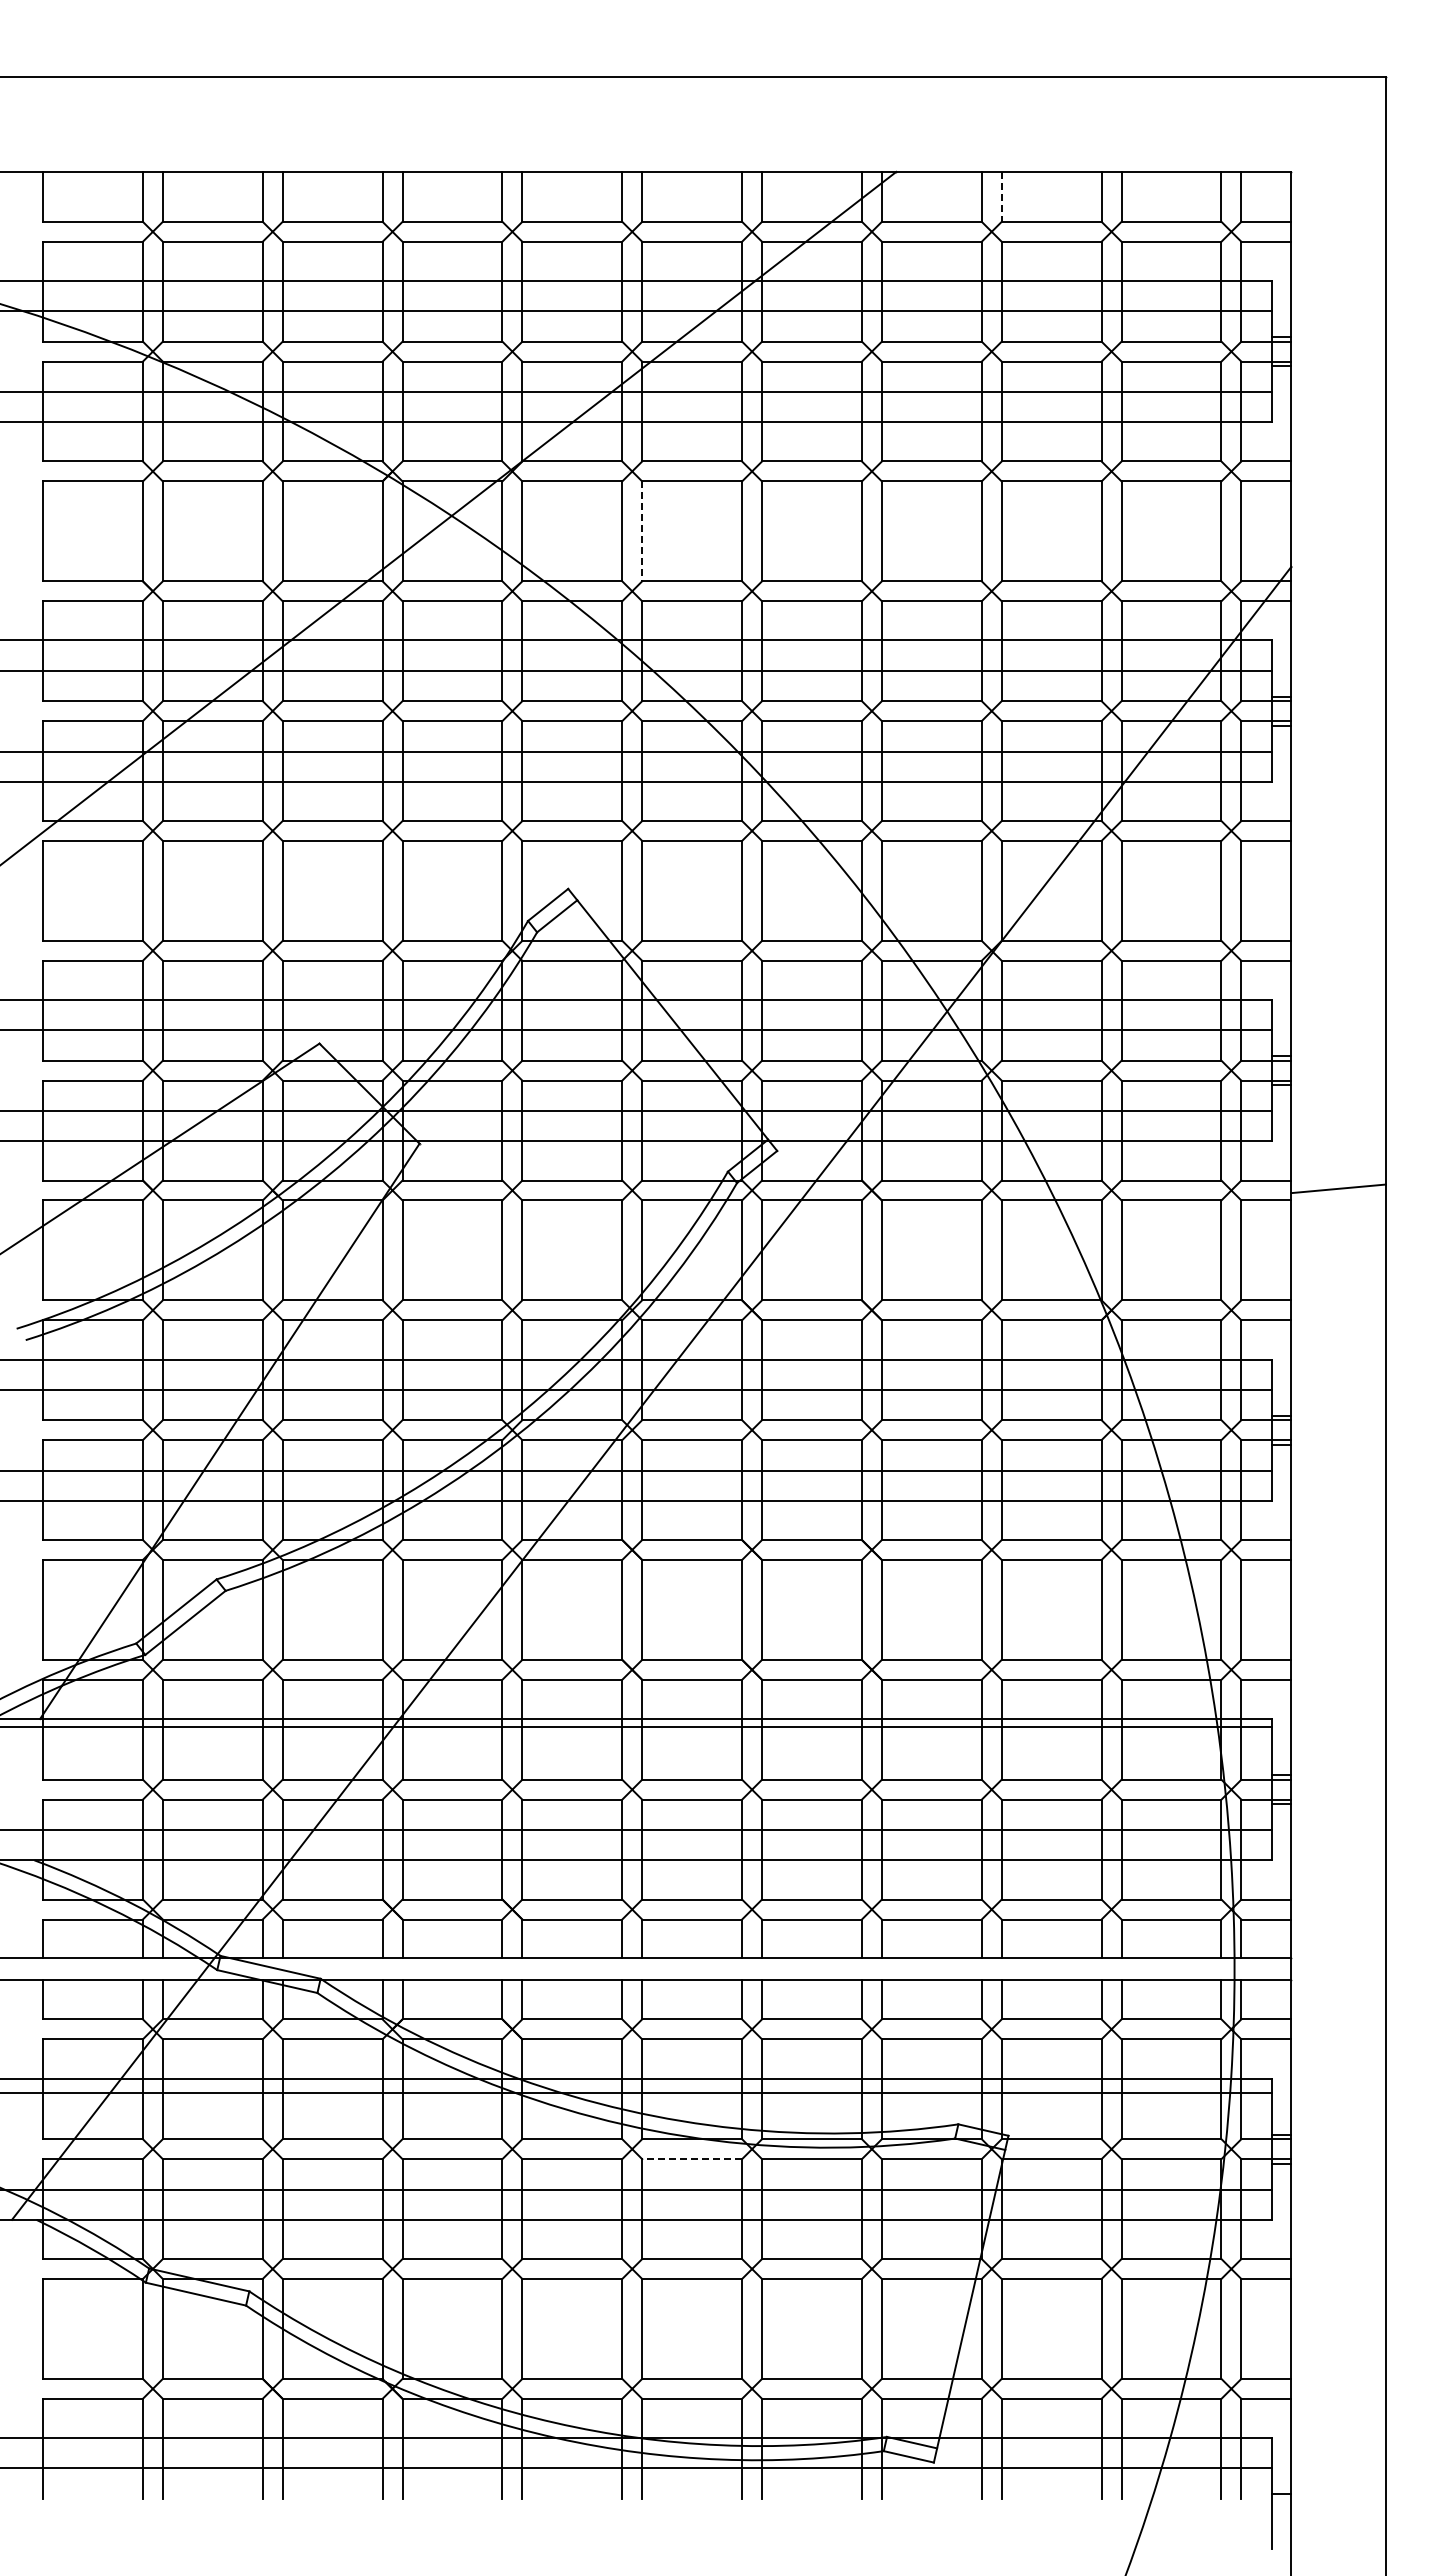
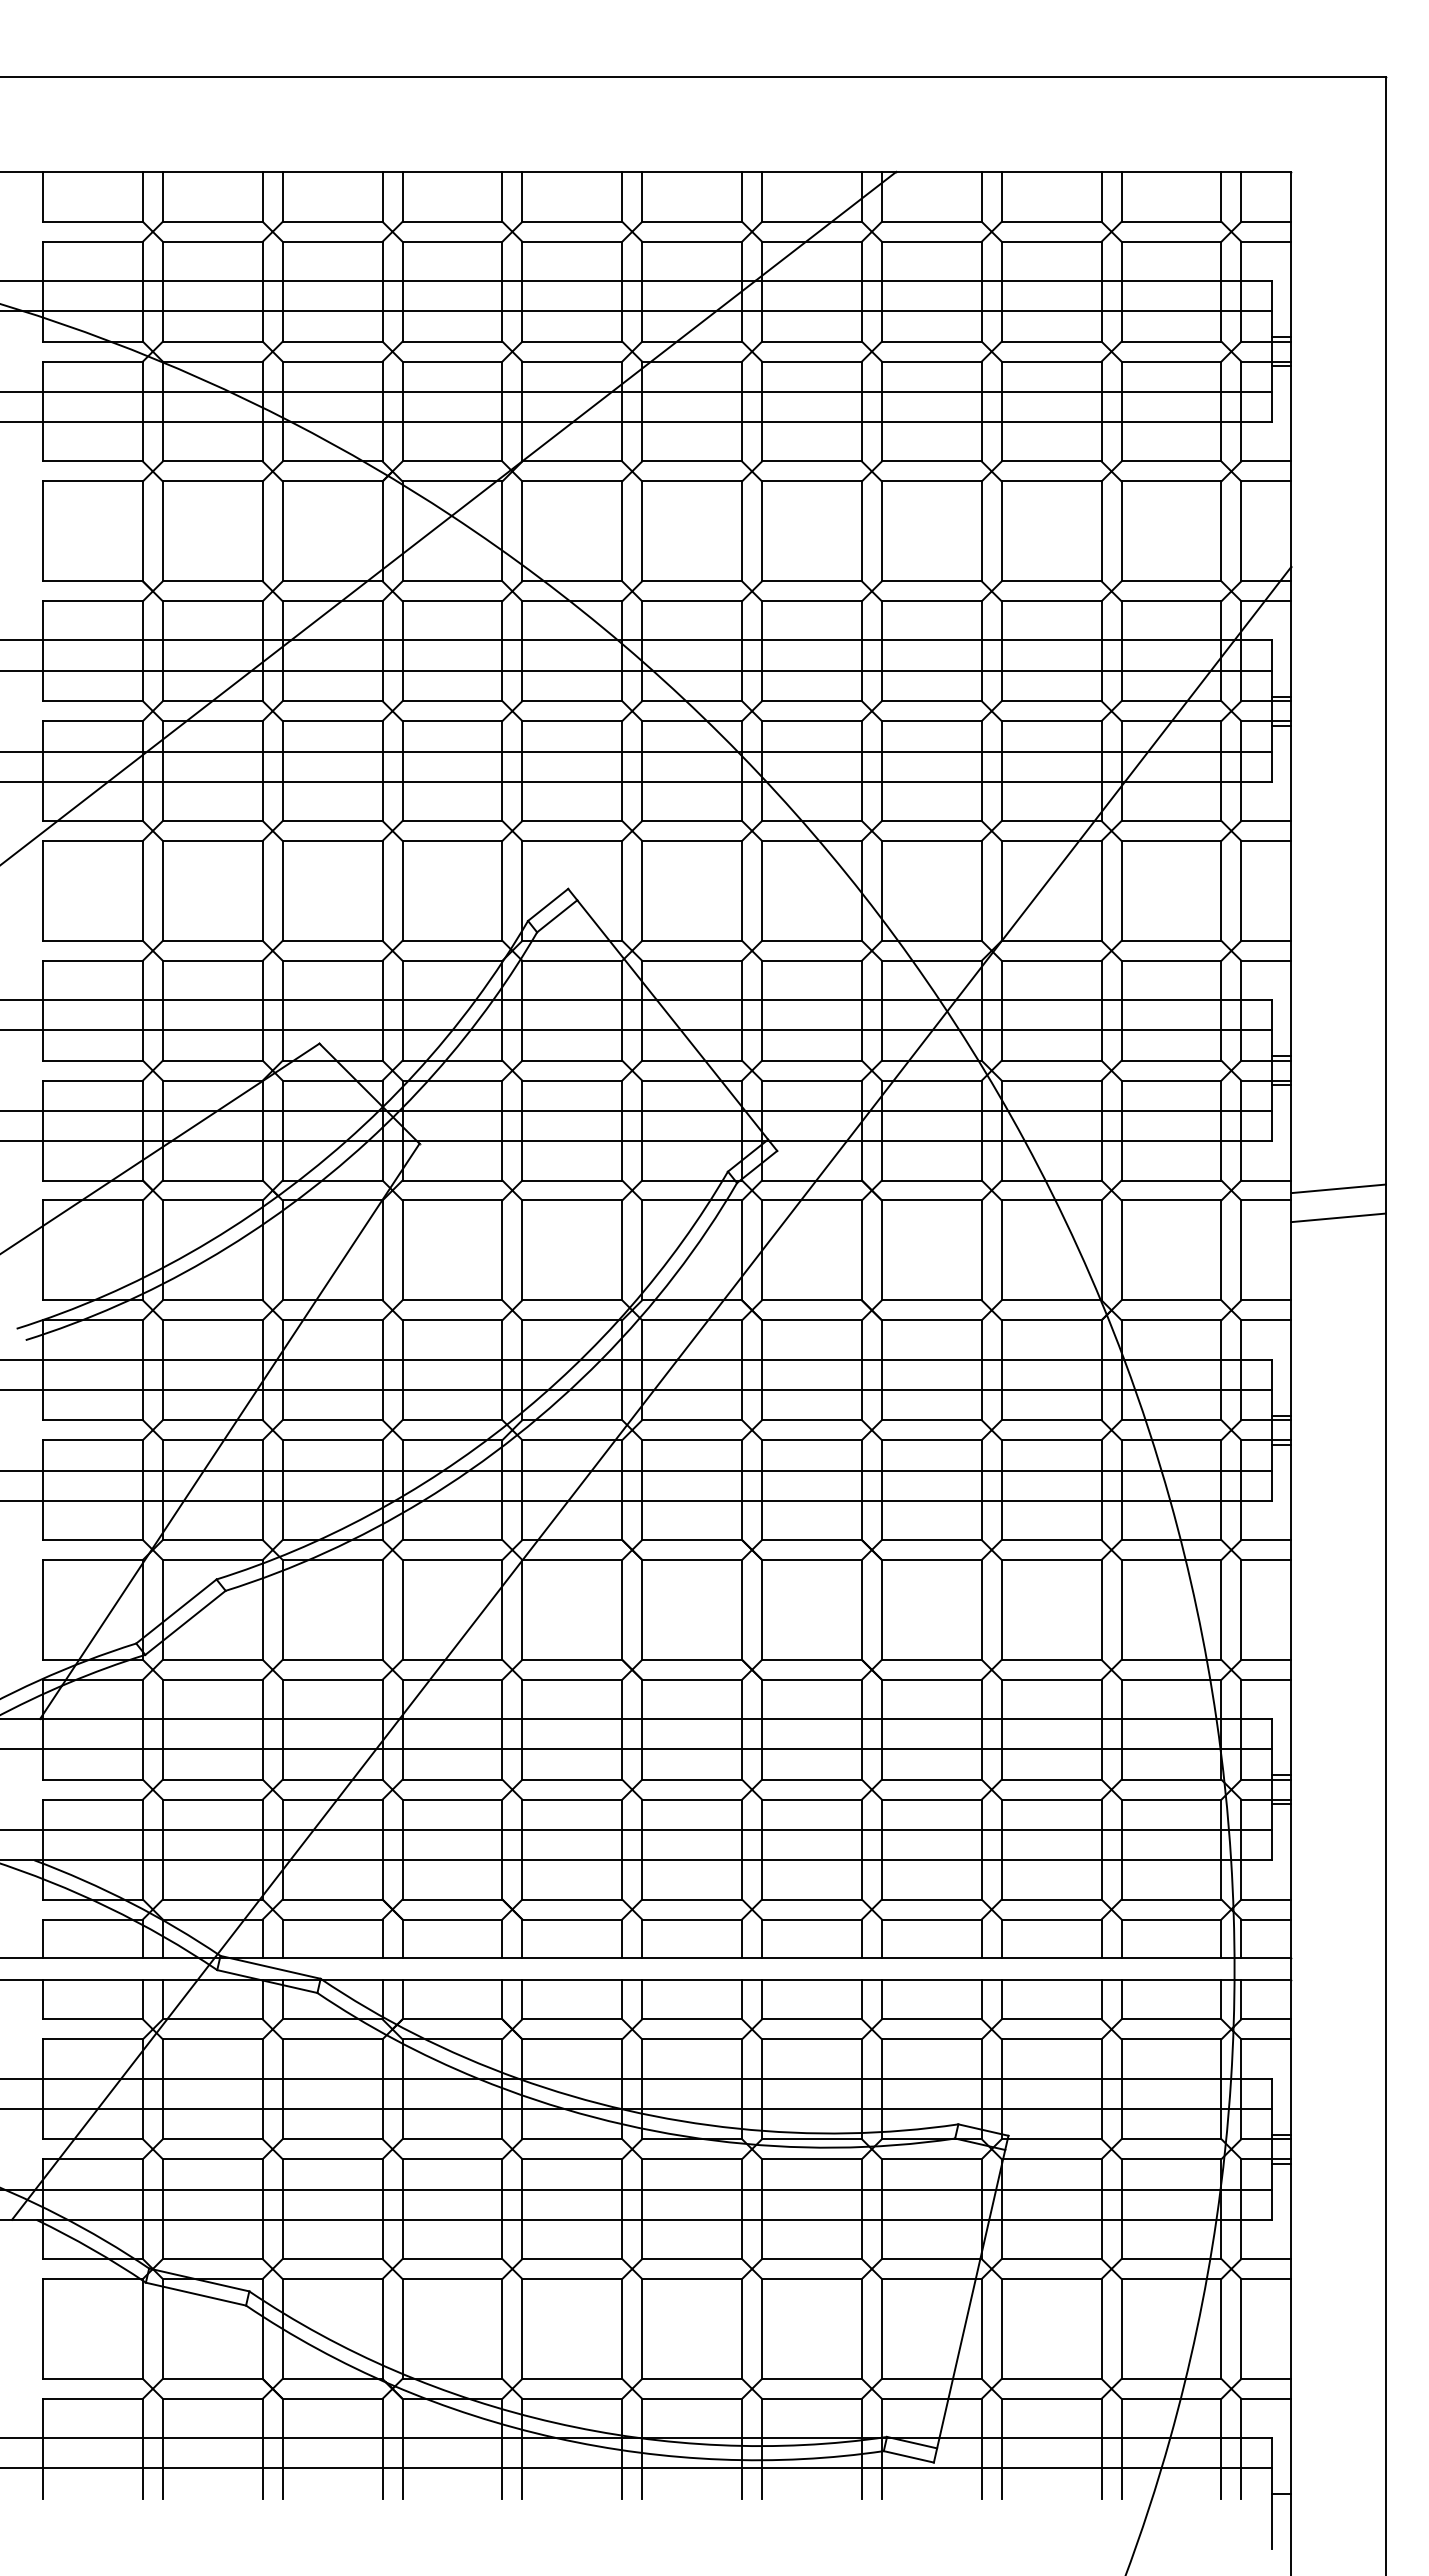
line: dashed -> solid (1001, 196)
line: dashed -> solid (642, 531)
line: none -> present (1338, 1217)
line position: (637, 1727) -> (637, 1749) (637, 1749)
line position: (637, 2092) -> (637, 2108) (637, 2108)
line: dashed -> solid (692, 2159)
